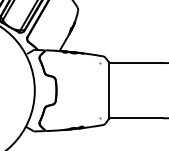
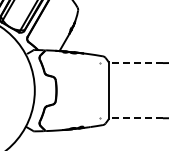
line: solid -> dashed (135, 63)
line: solid -> dashed (135, 118)
